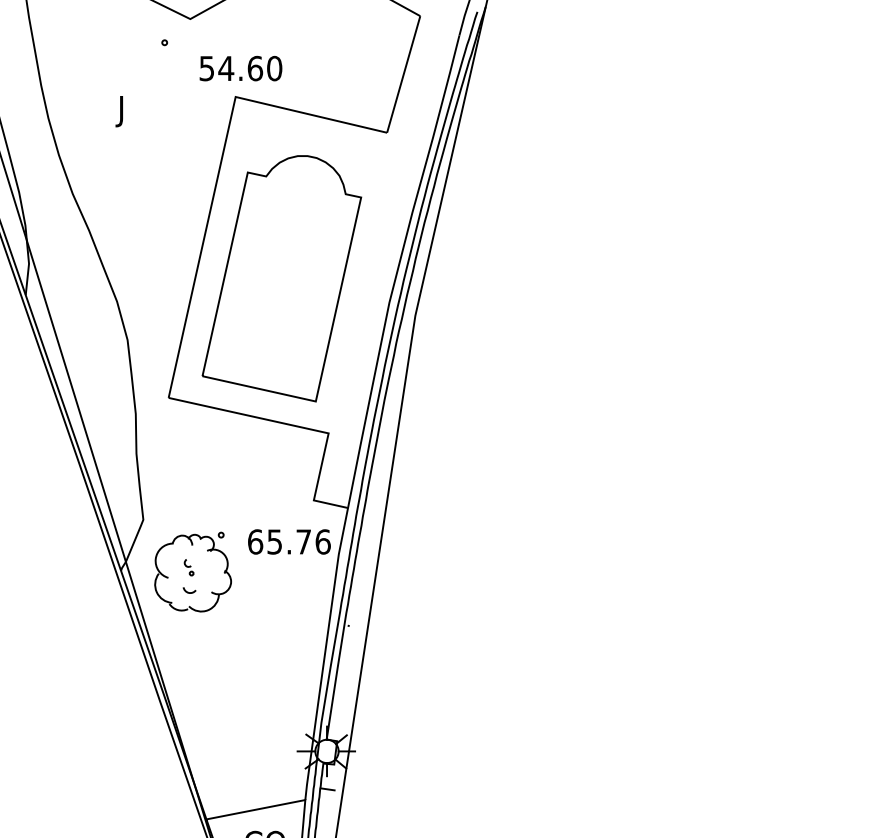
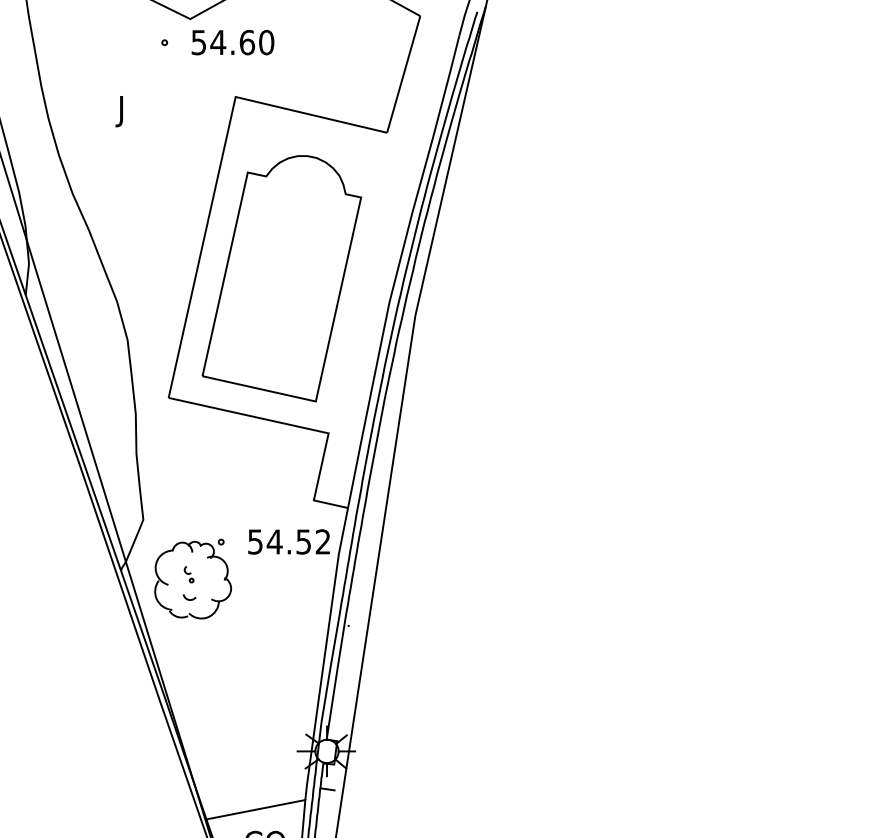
text position: (240, 68) -> (232, 42) (232, 42)
text: 65.76 -> 54.52 (289, 541)
part position: (192, 571) -> (192, 578) (192, 578)
